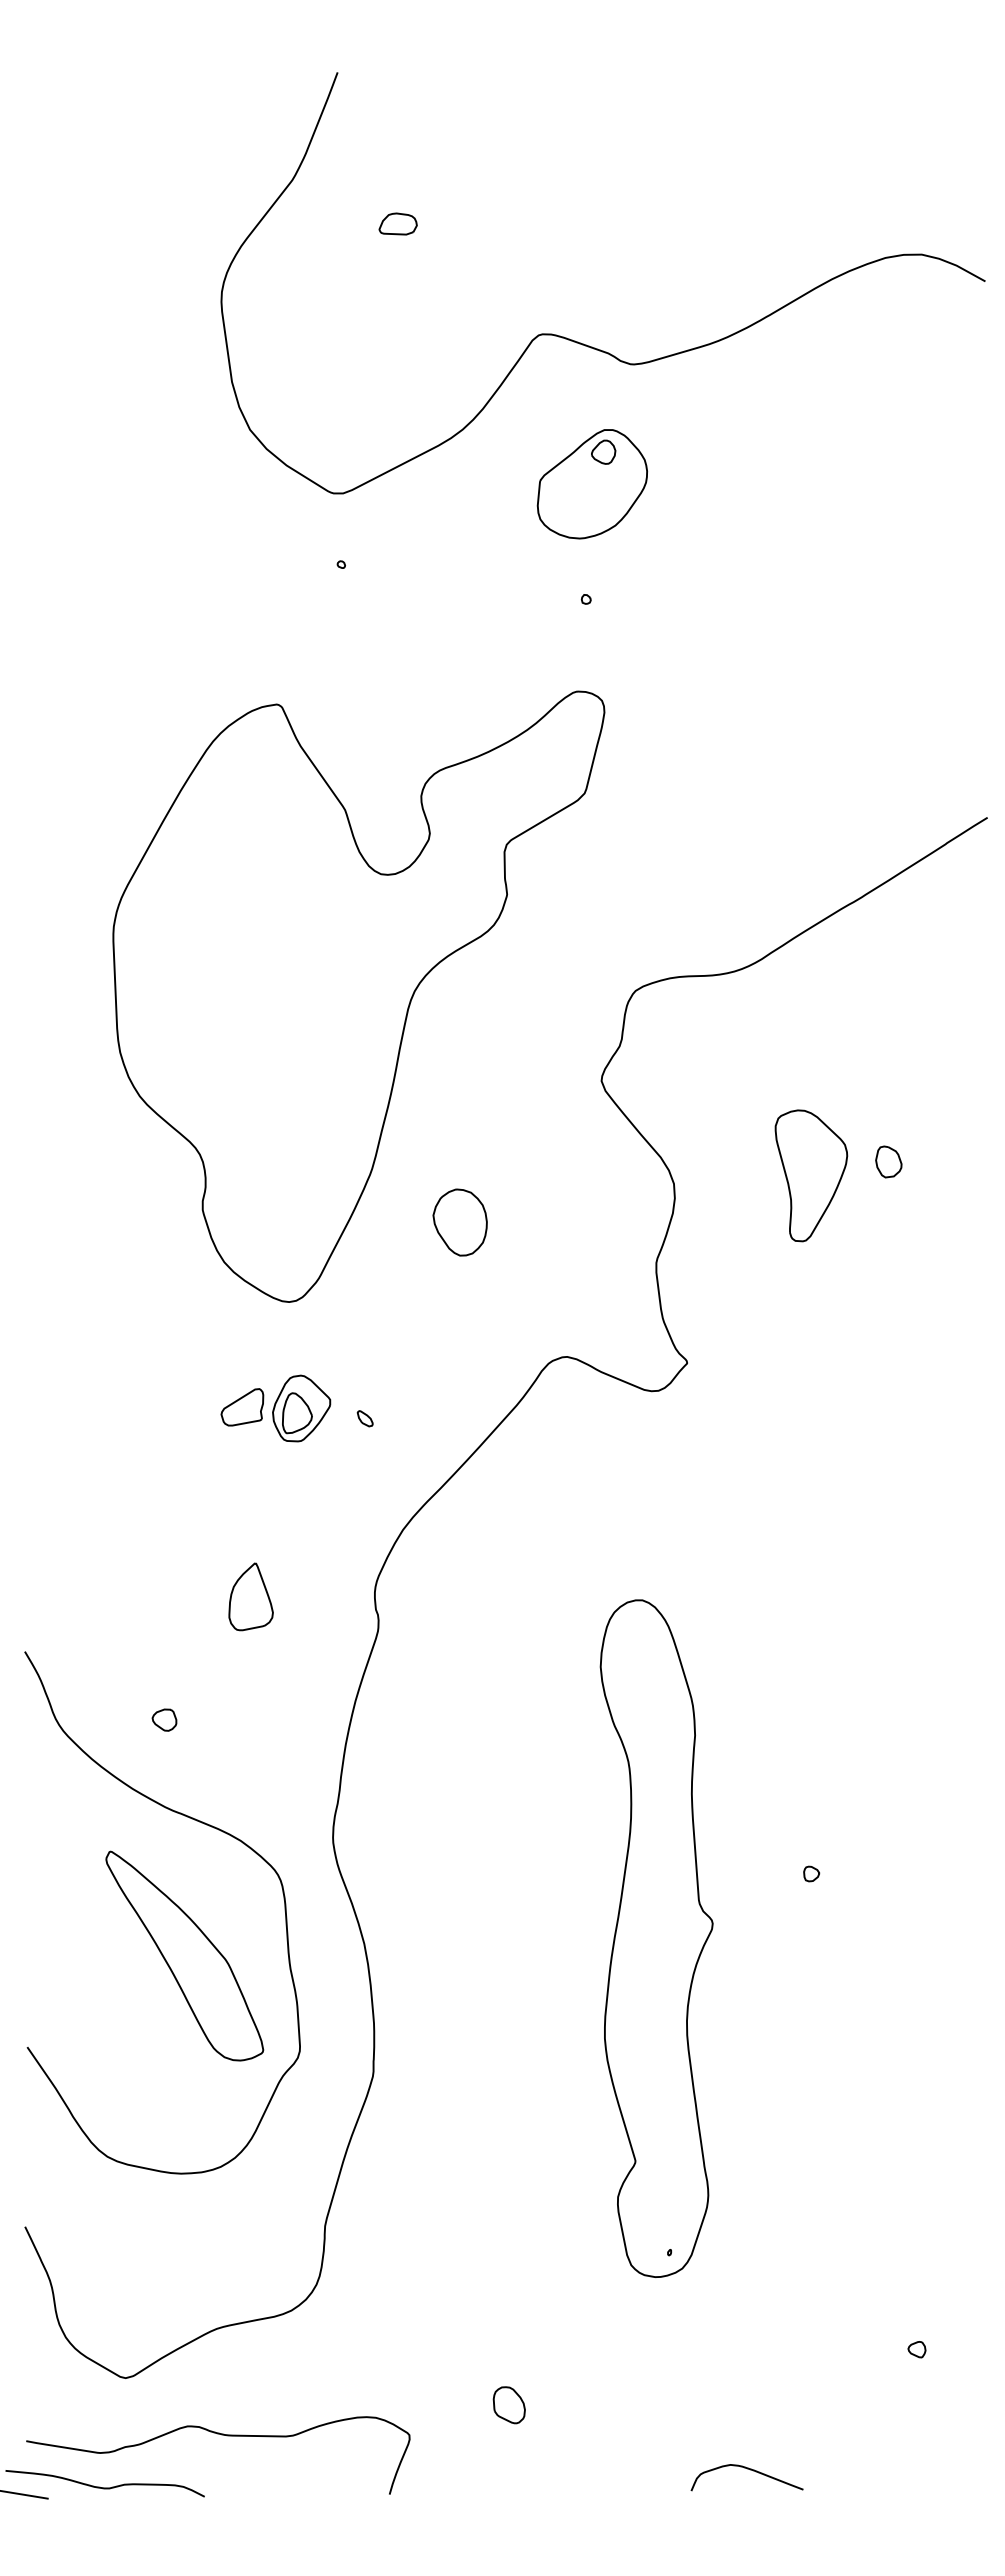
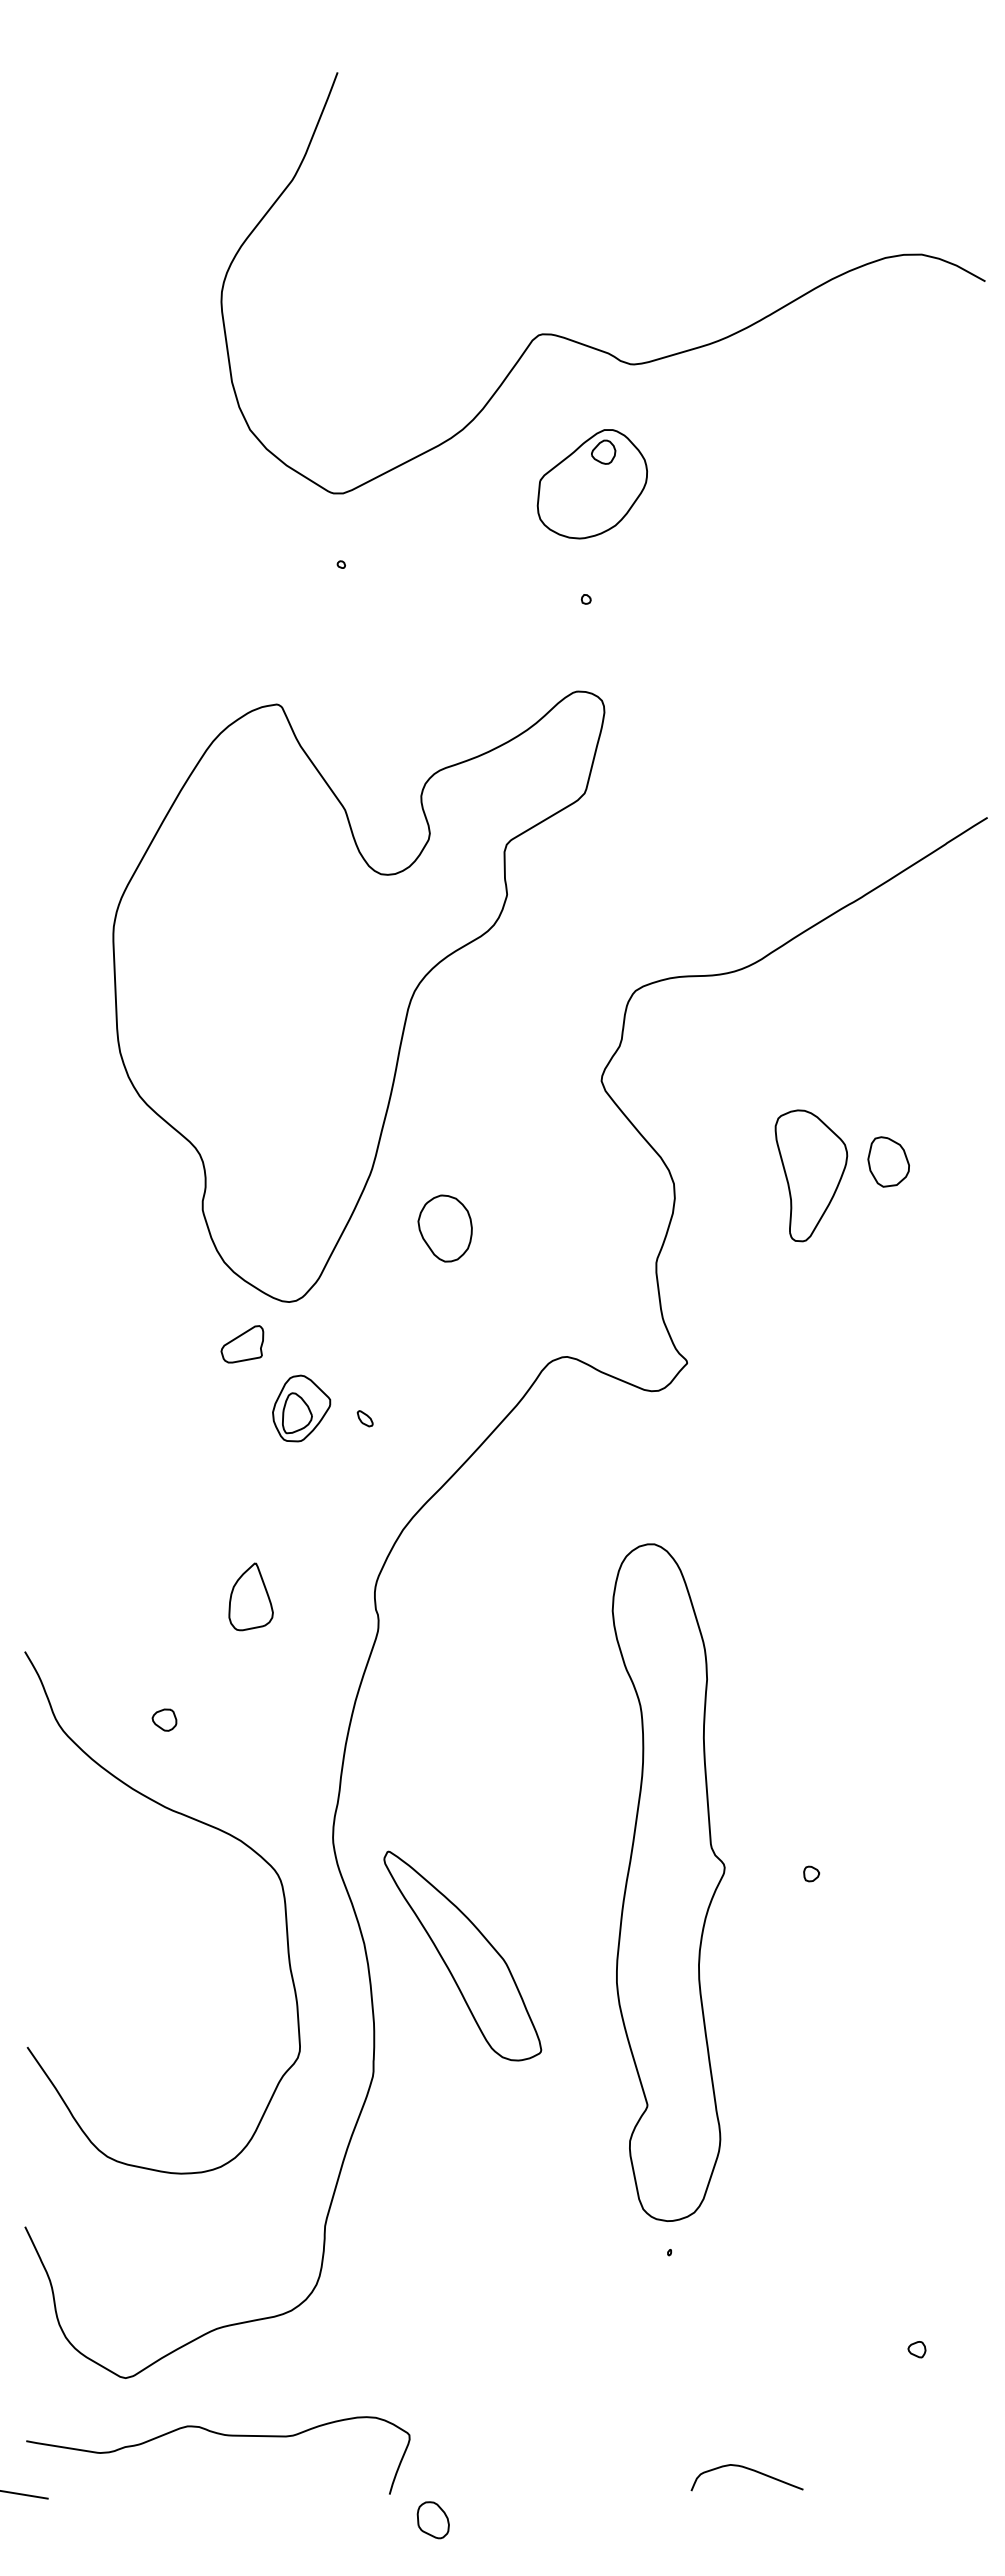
part: present -> none (397, 223)
part size: 28x34 px -> 43x52 px (888, 1161)
part position: (459, 1222) -> (444, 1228) (444, 1228)
part position: (242, 1407) -> (242, 1344) (242, 1344)
part position: (656, 1938) -> (668, 1882) (668, 1882)
part position: (184, 1955) -> (462, 1955) (462, 1955)
part position: (508, 2405) -> (432, 2520) (432, 2520)
curve: present -> none (104, 2487)
